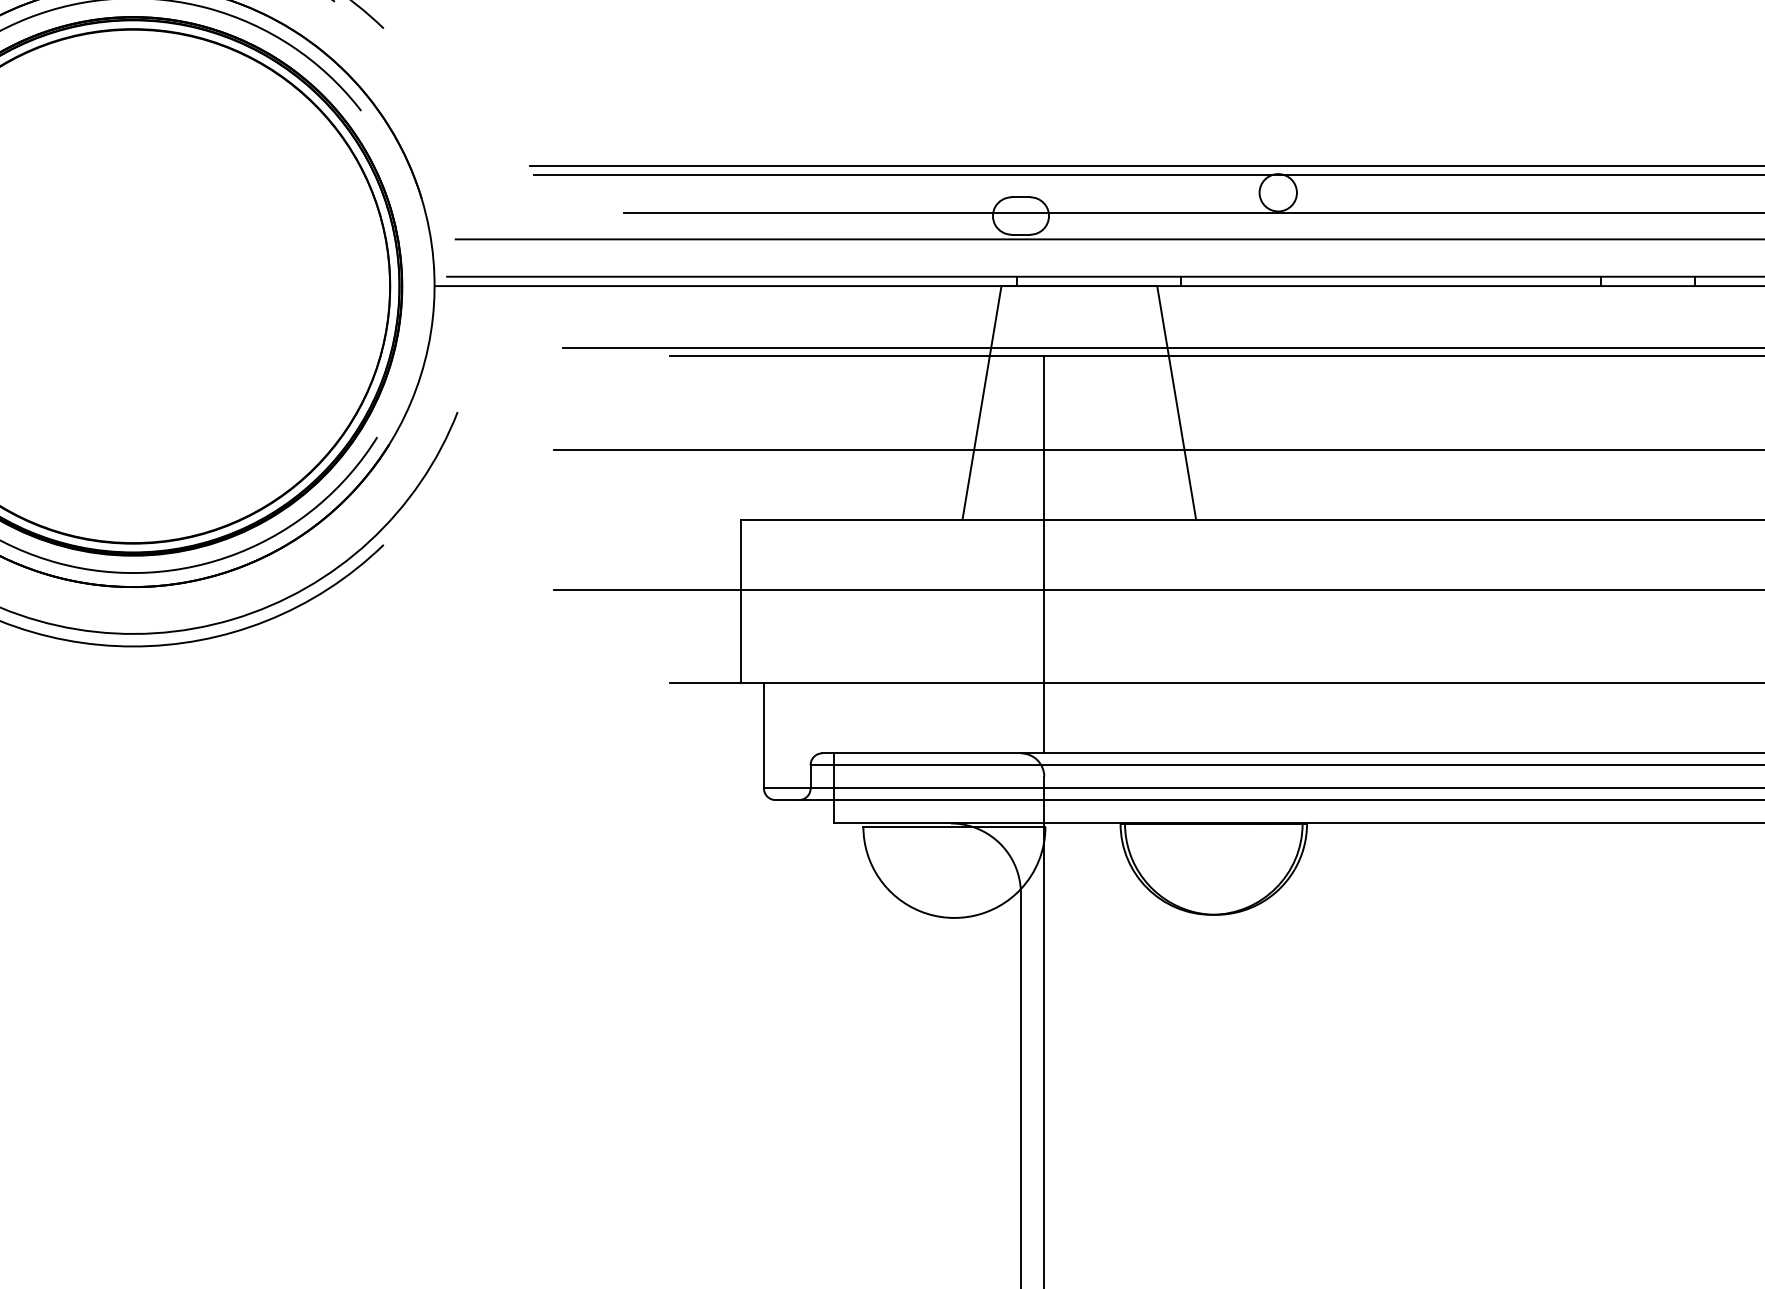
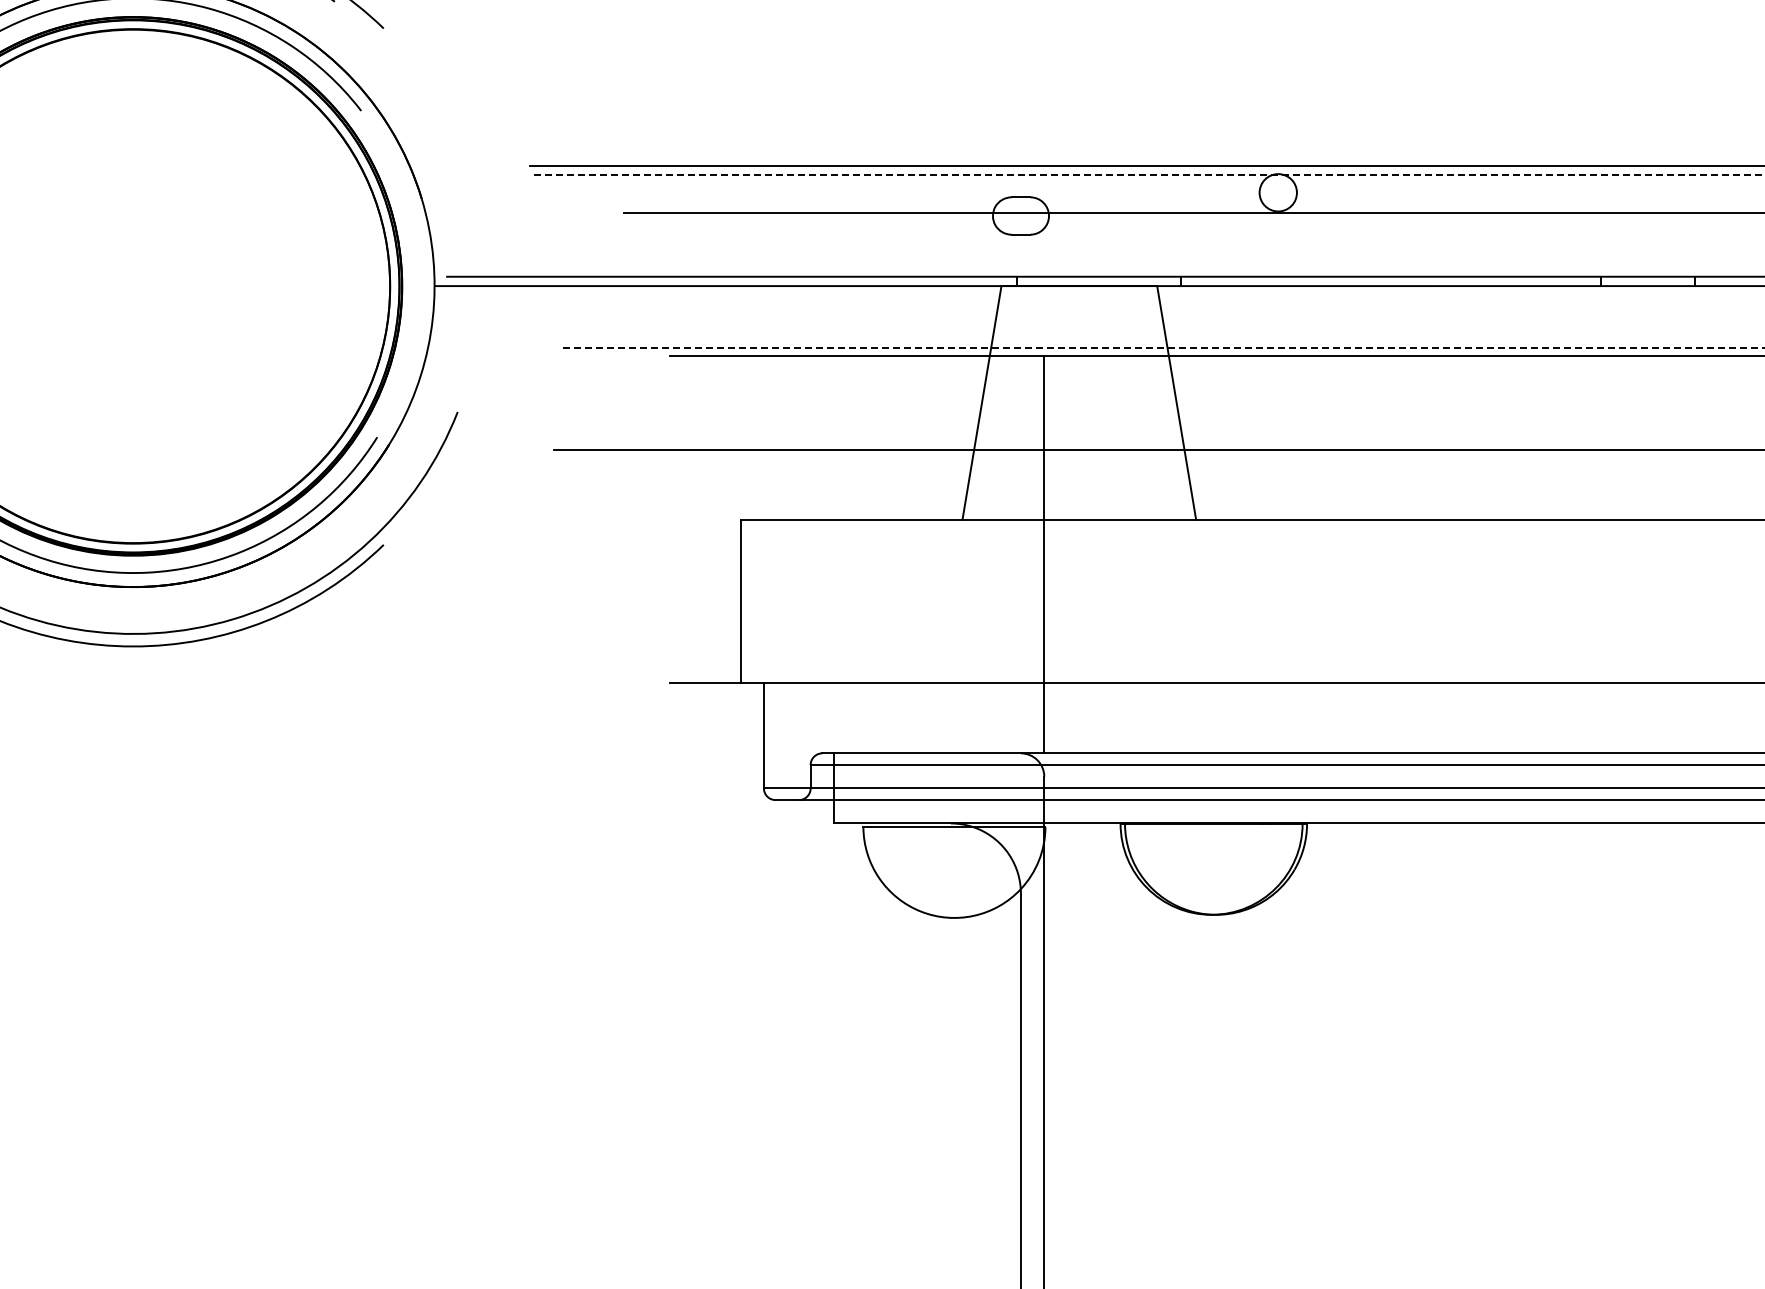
line: solid -> dashed (1149, 174)
line: present -> none (1108, 239)
line: solid -> dashed (1163, 347)
line: present -> none (1157, 589)
